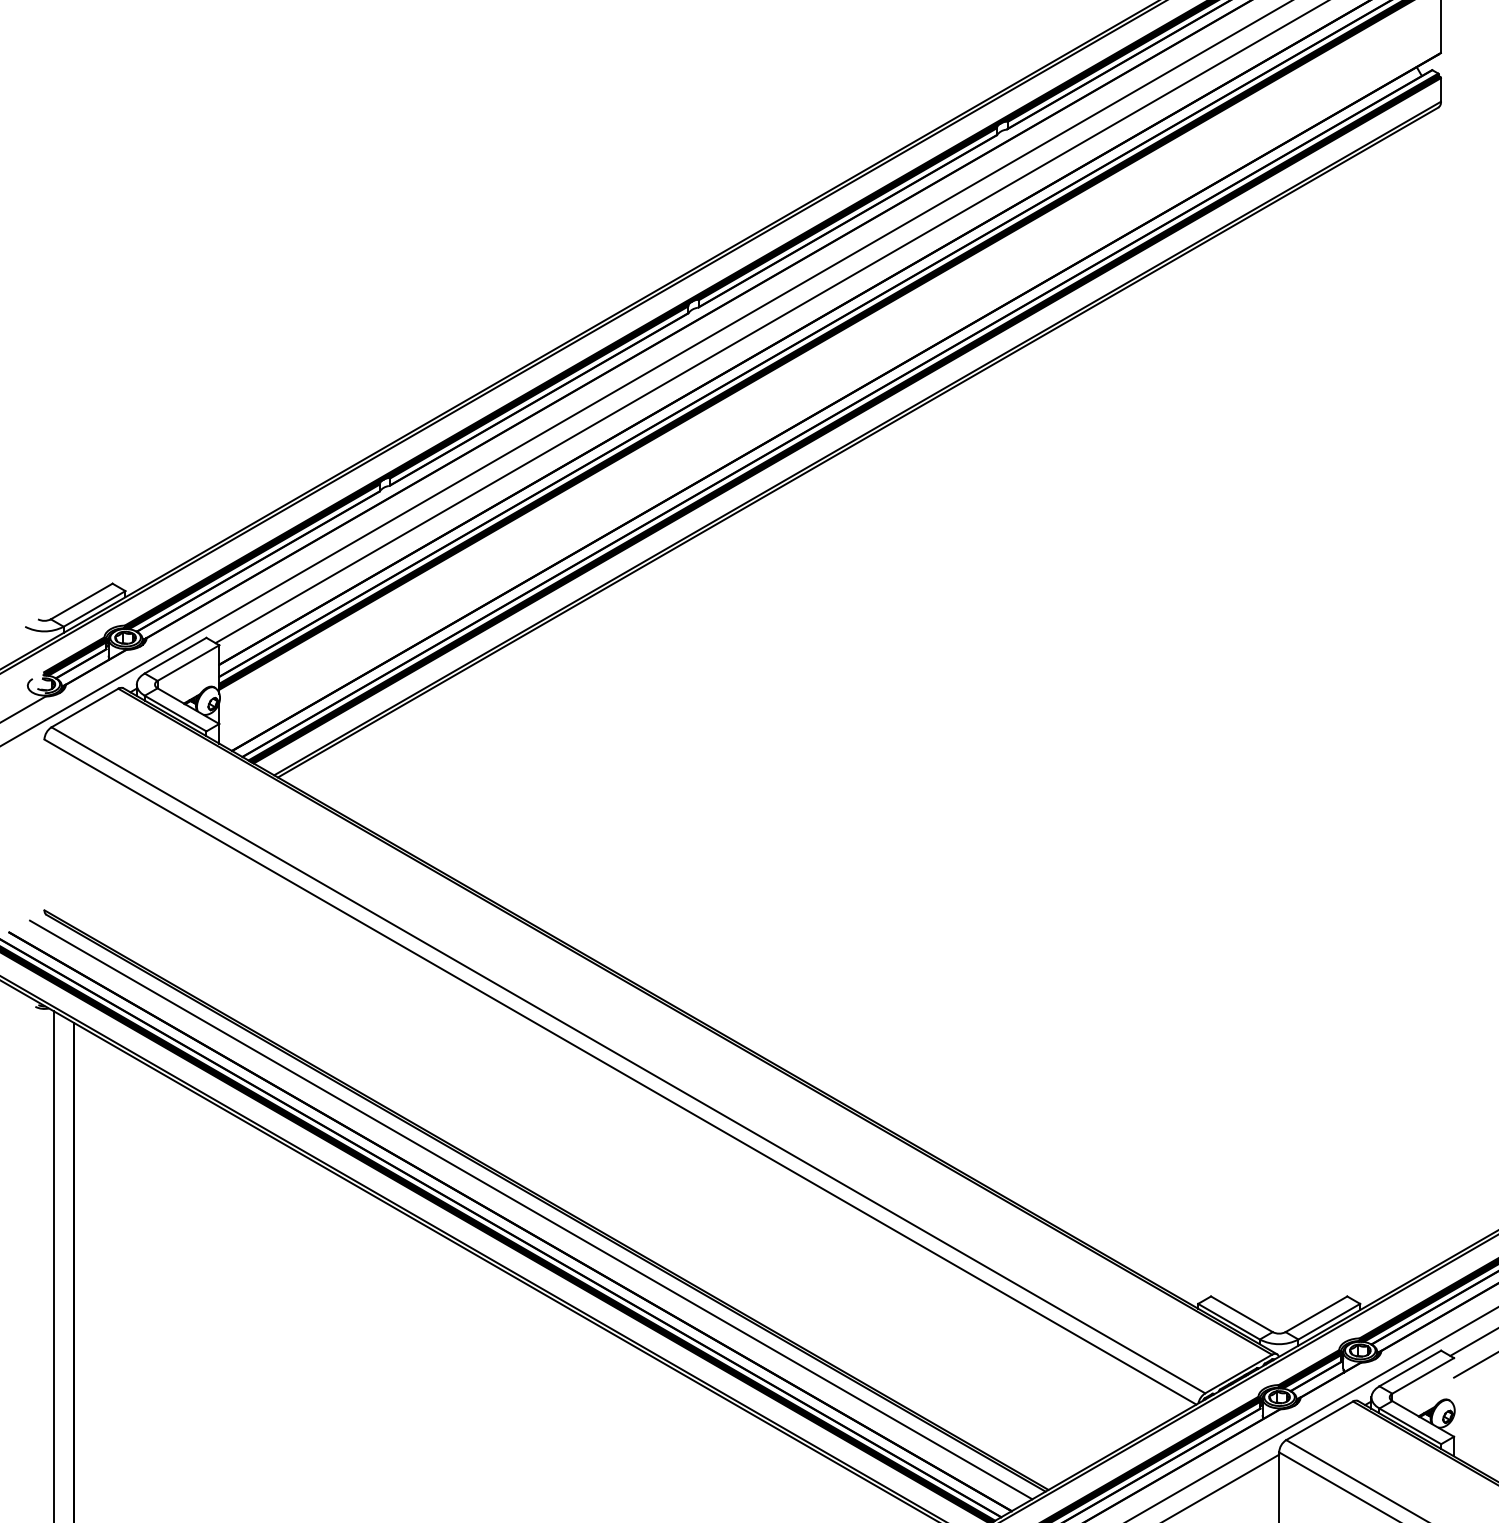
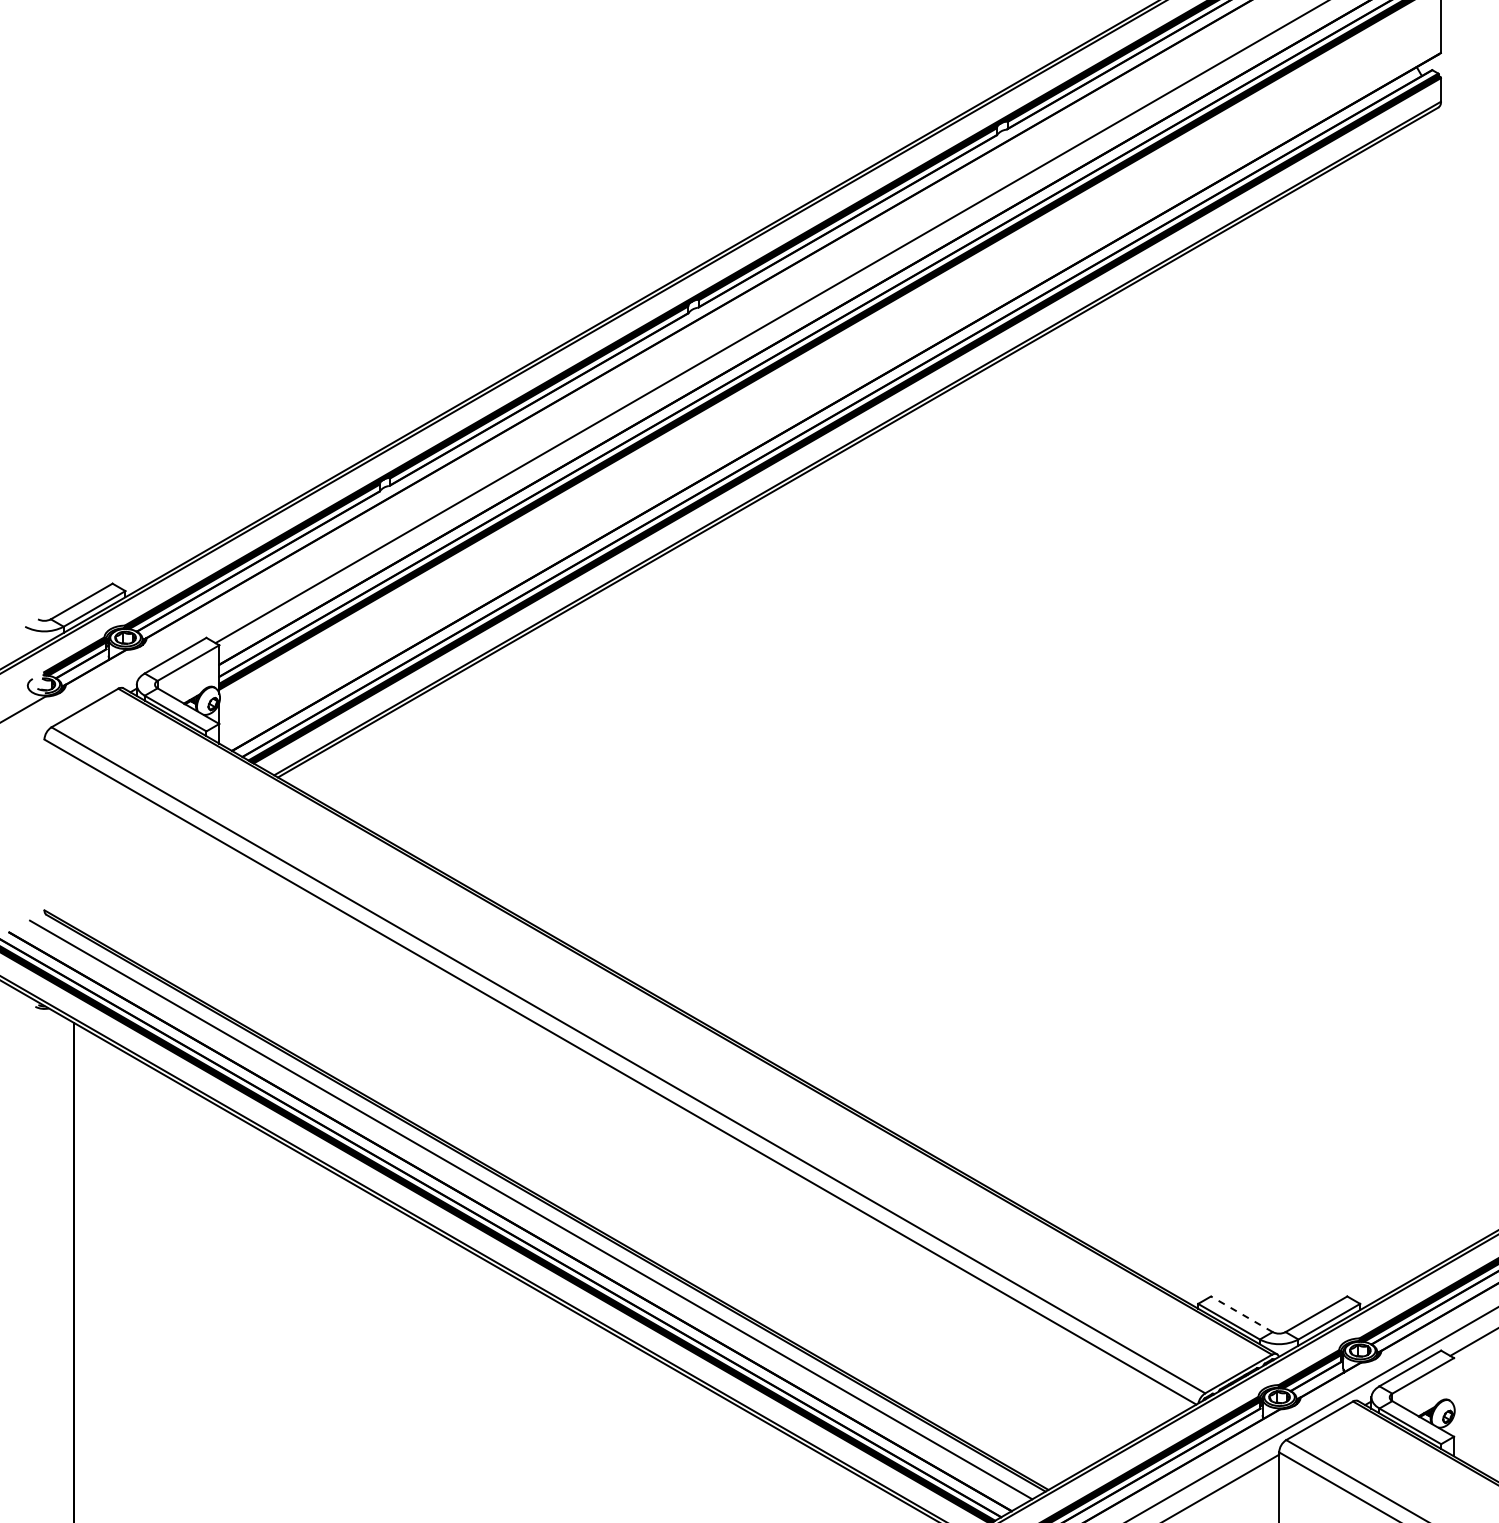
line: present -> none (645, 373)
line: present -> none (53, 1265)
line: solid -> dashed (1241, 1314)
line: present -> none (1474, 1365)
